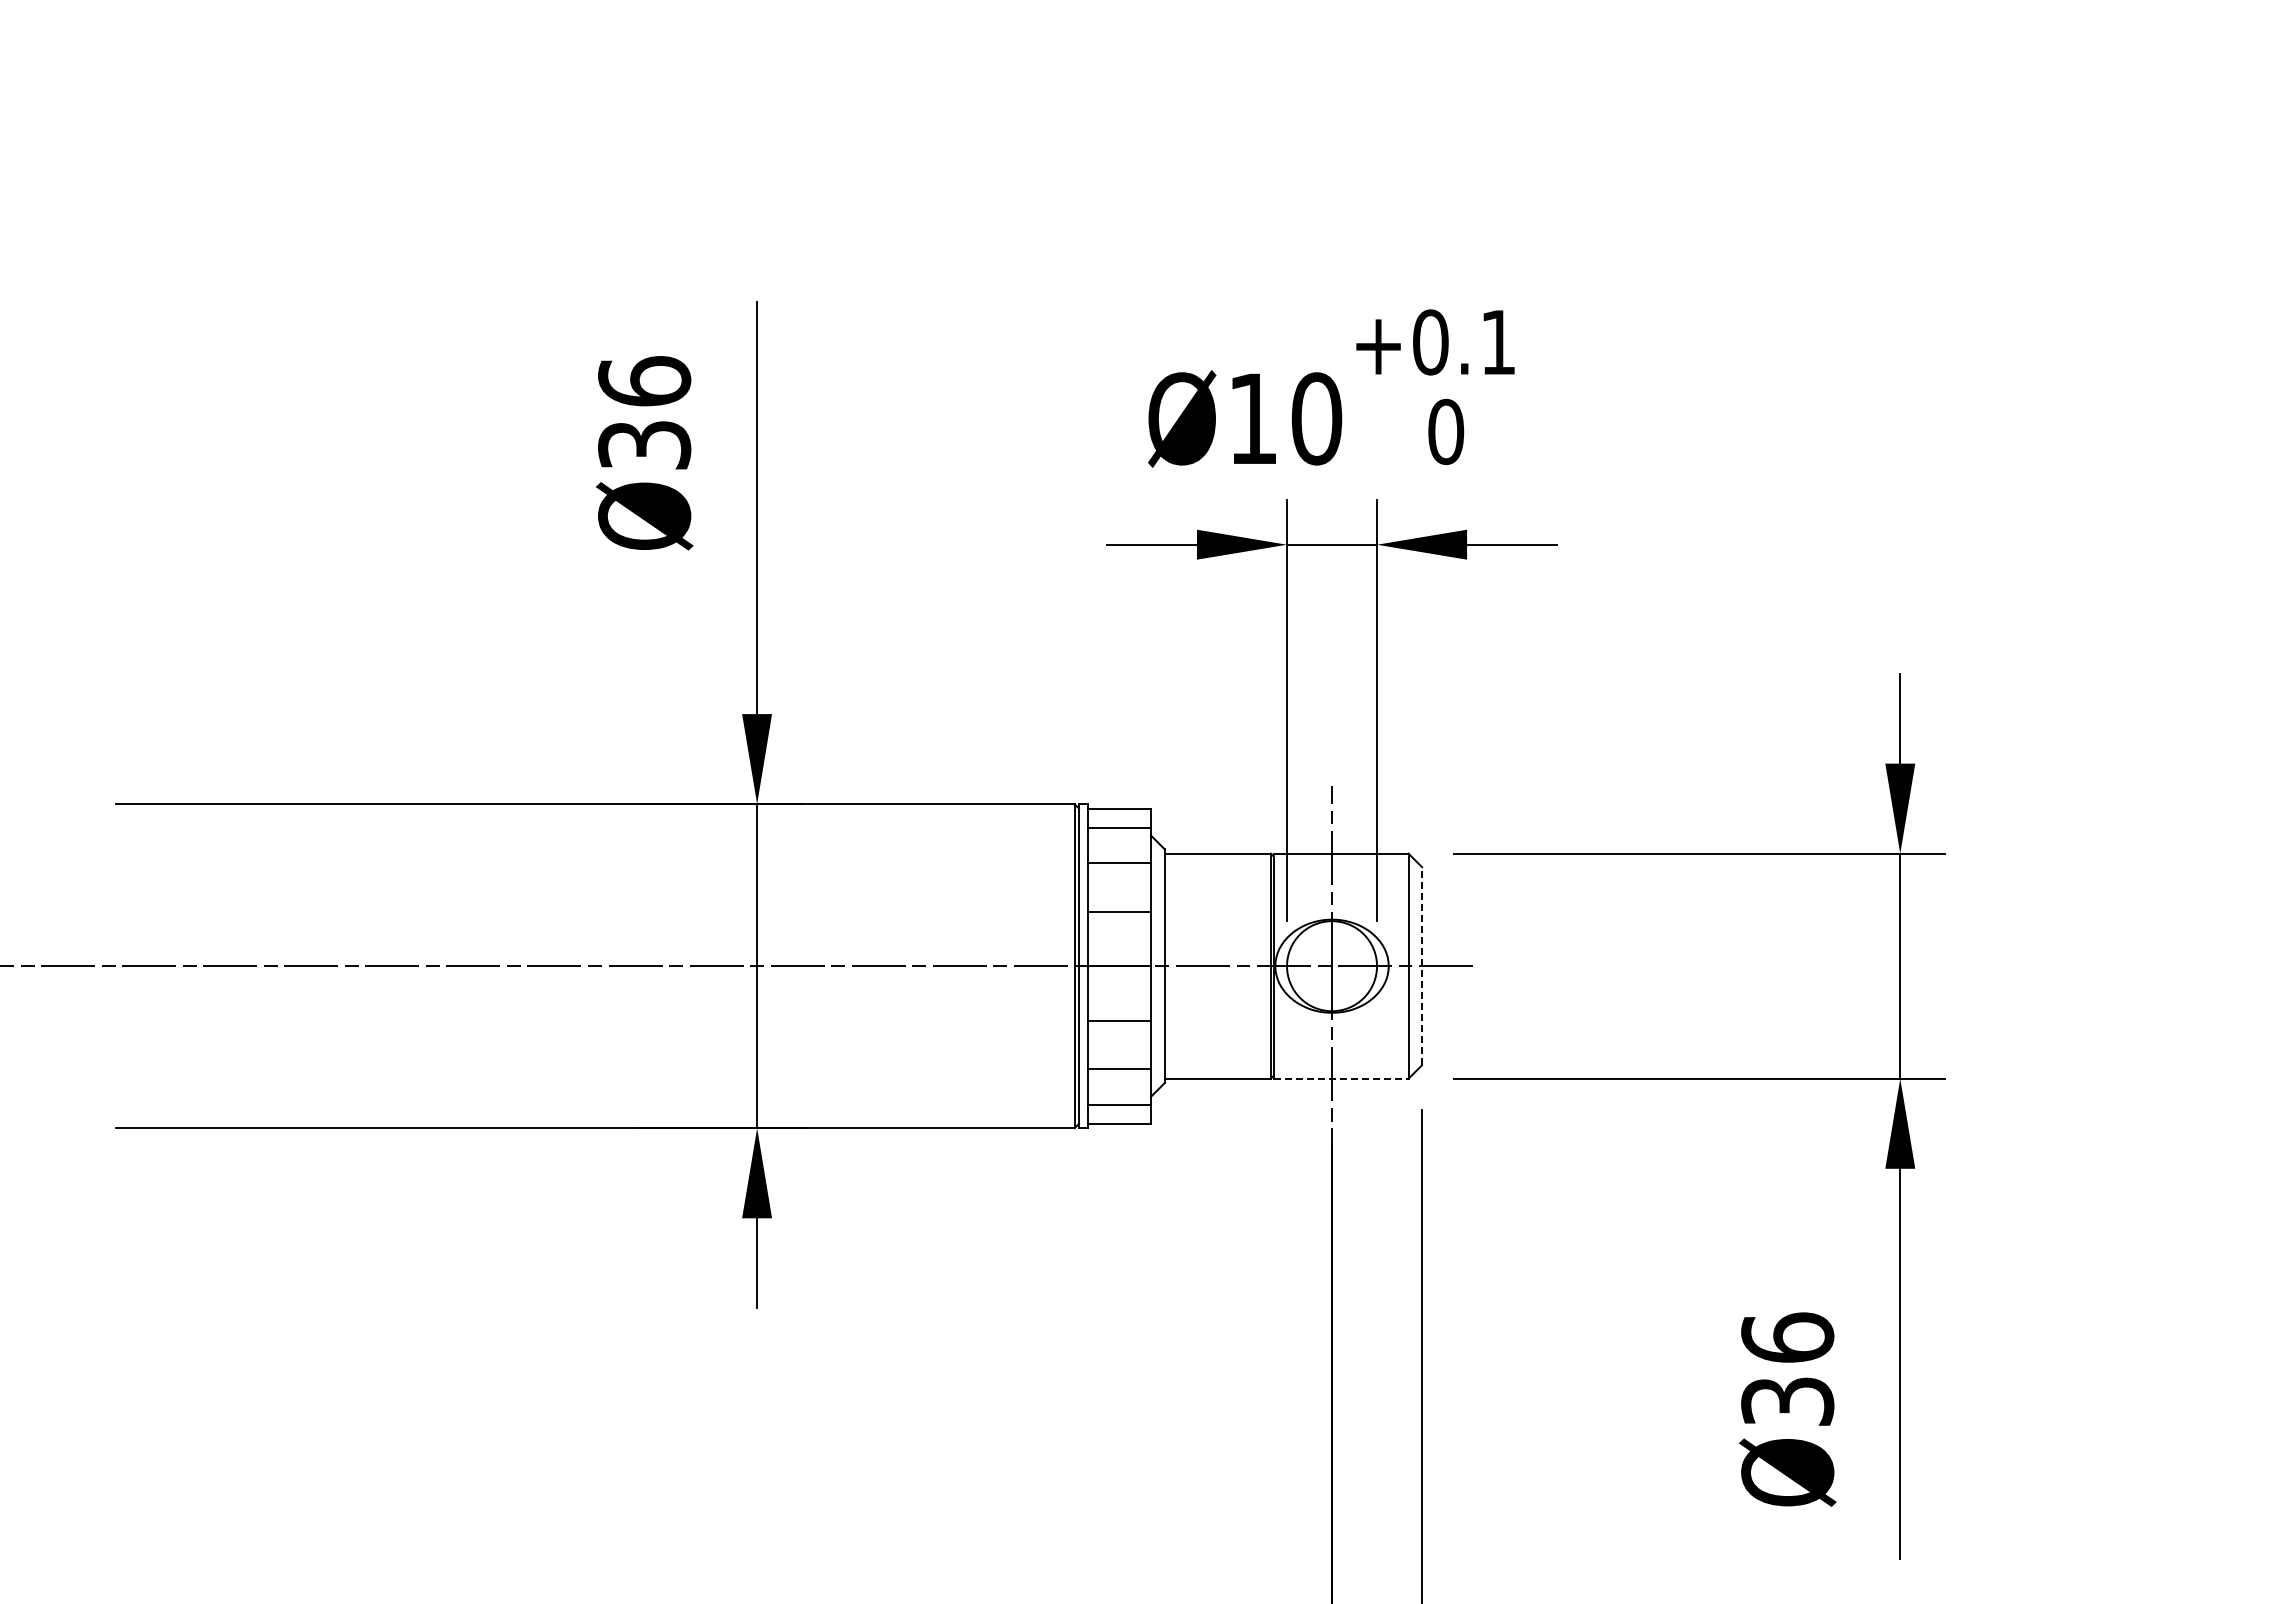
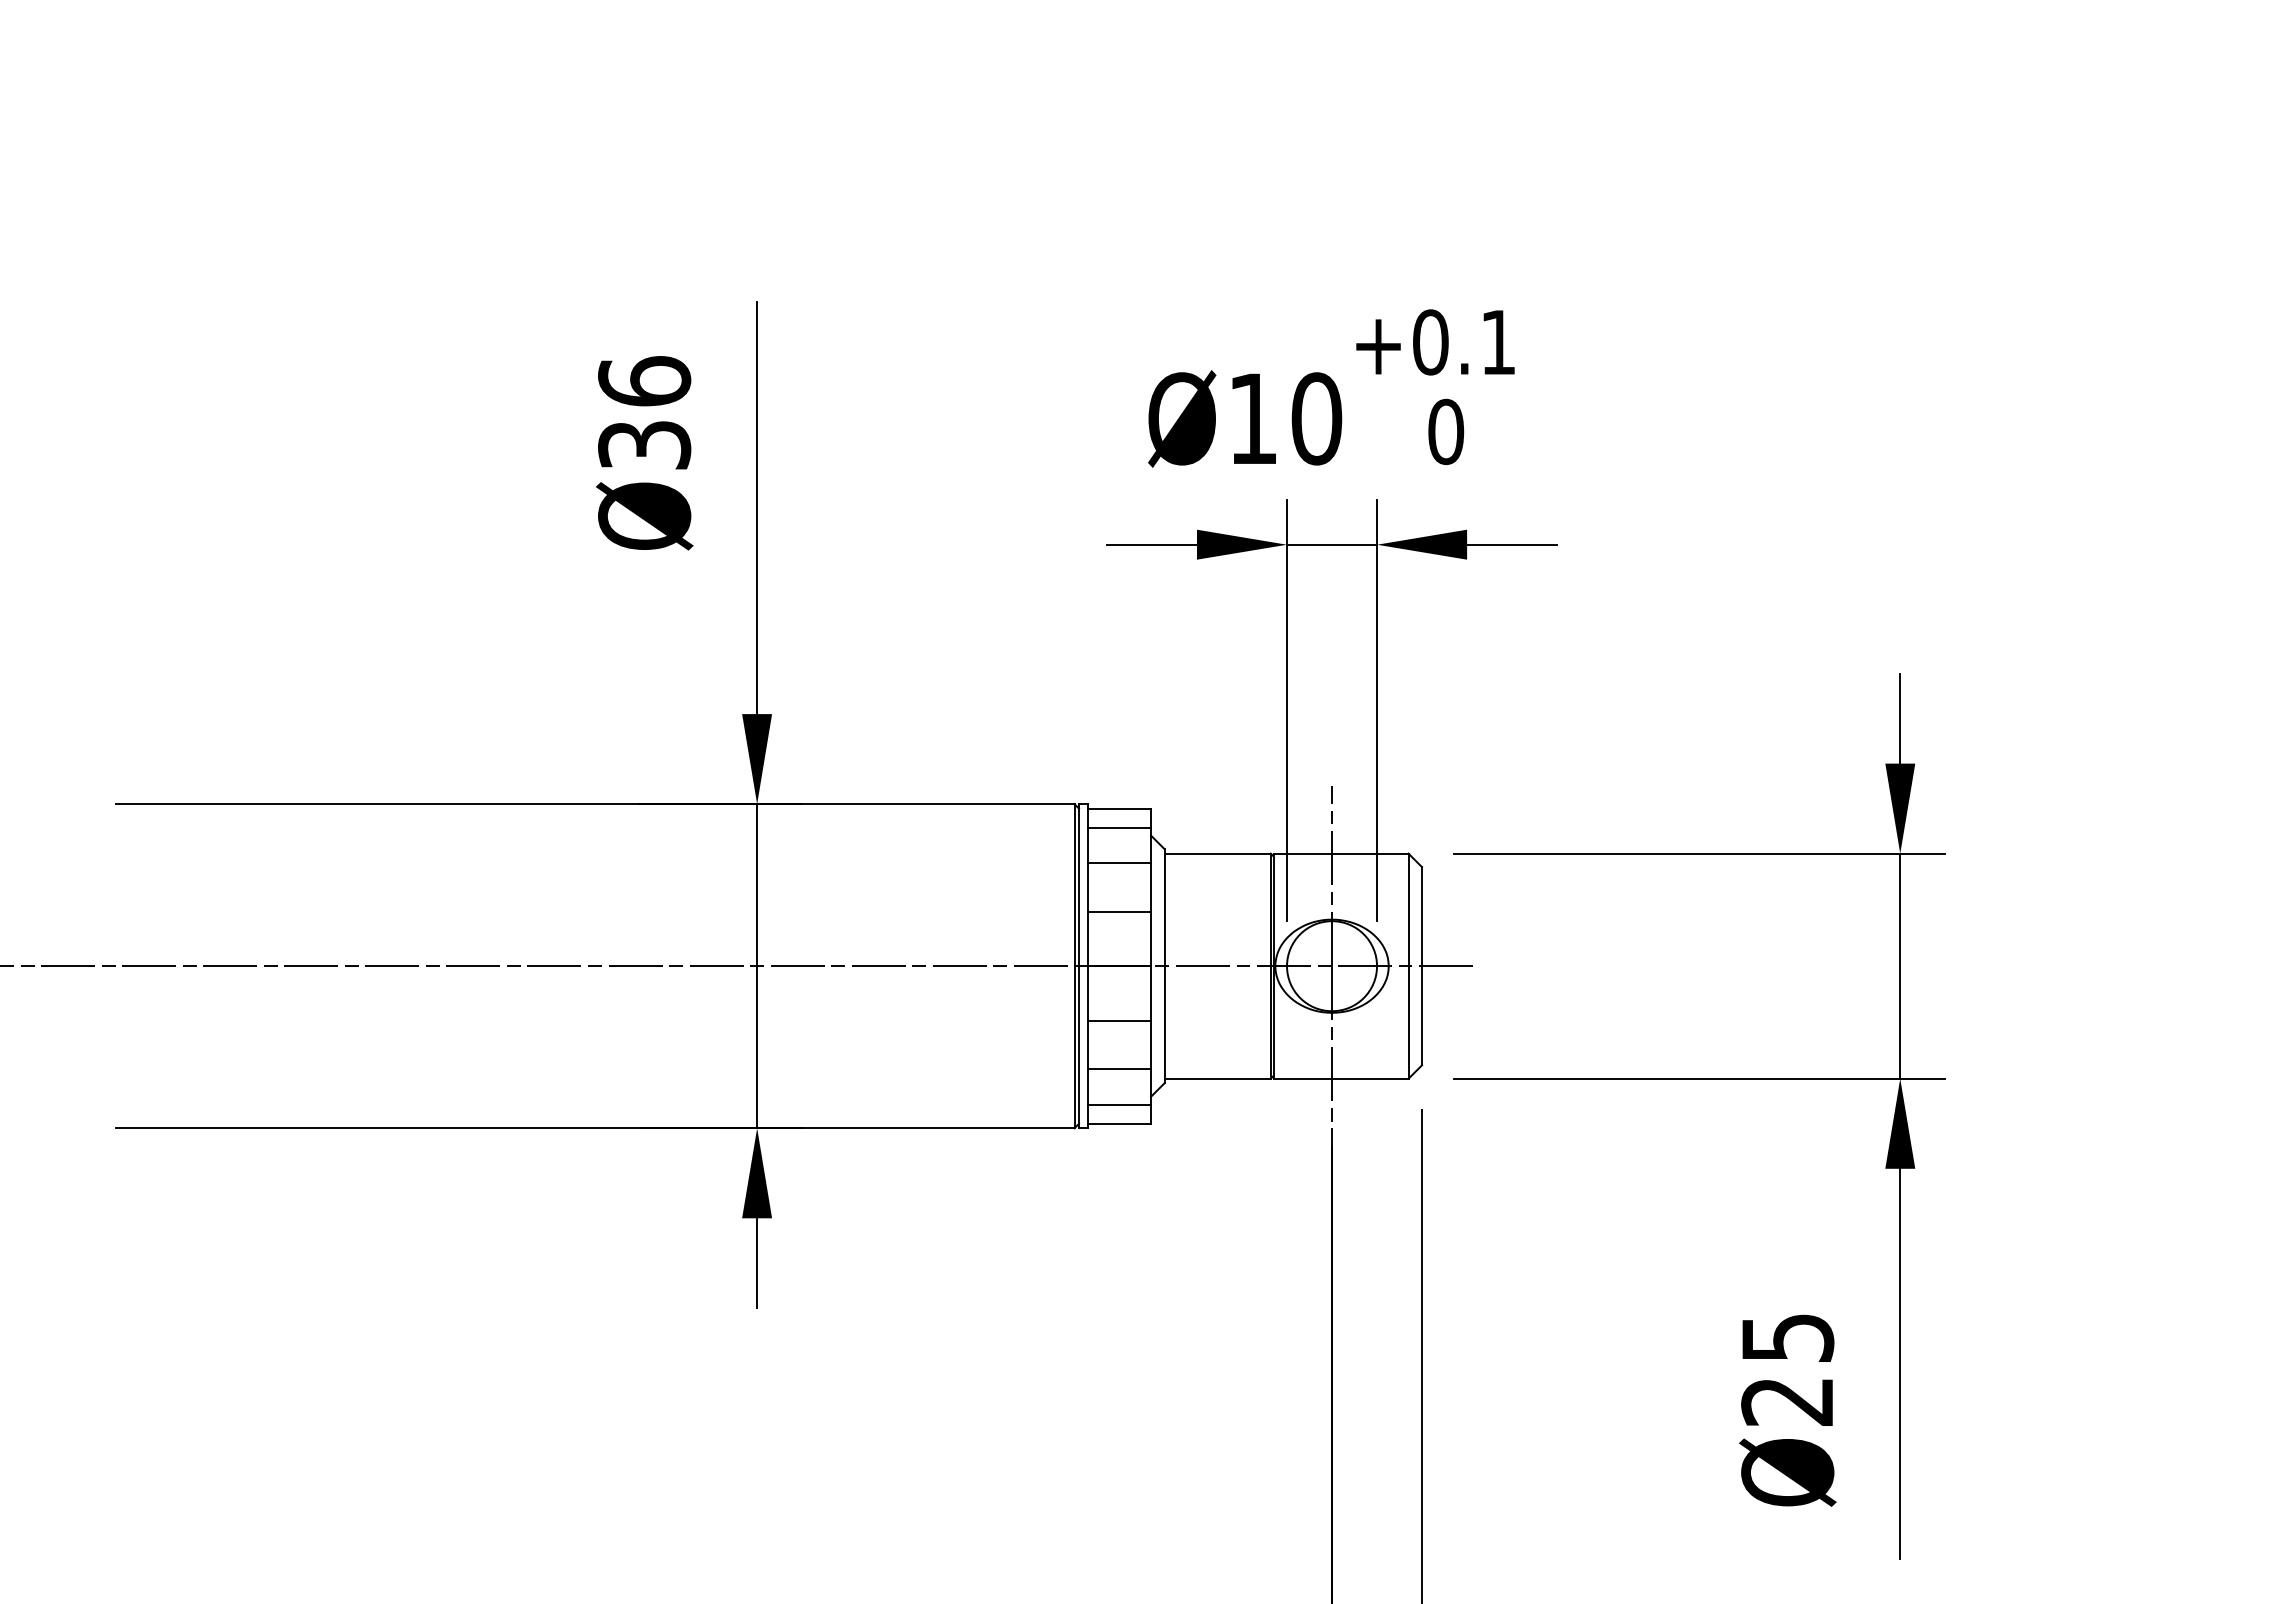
line: dashed -> solid (1422, 965)
line: dashed -> solid (1341, 1078)
text: Ø36 -> Ø25 (1787, 1368)
